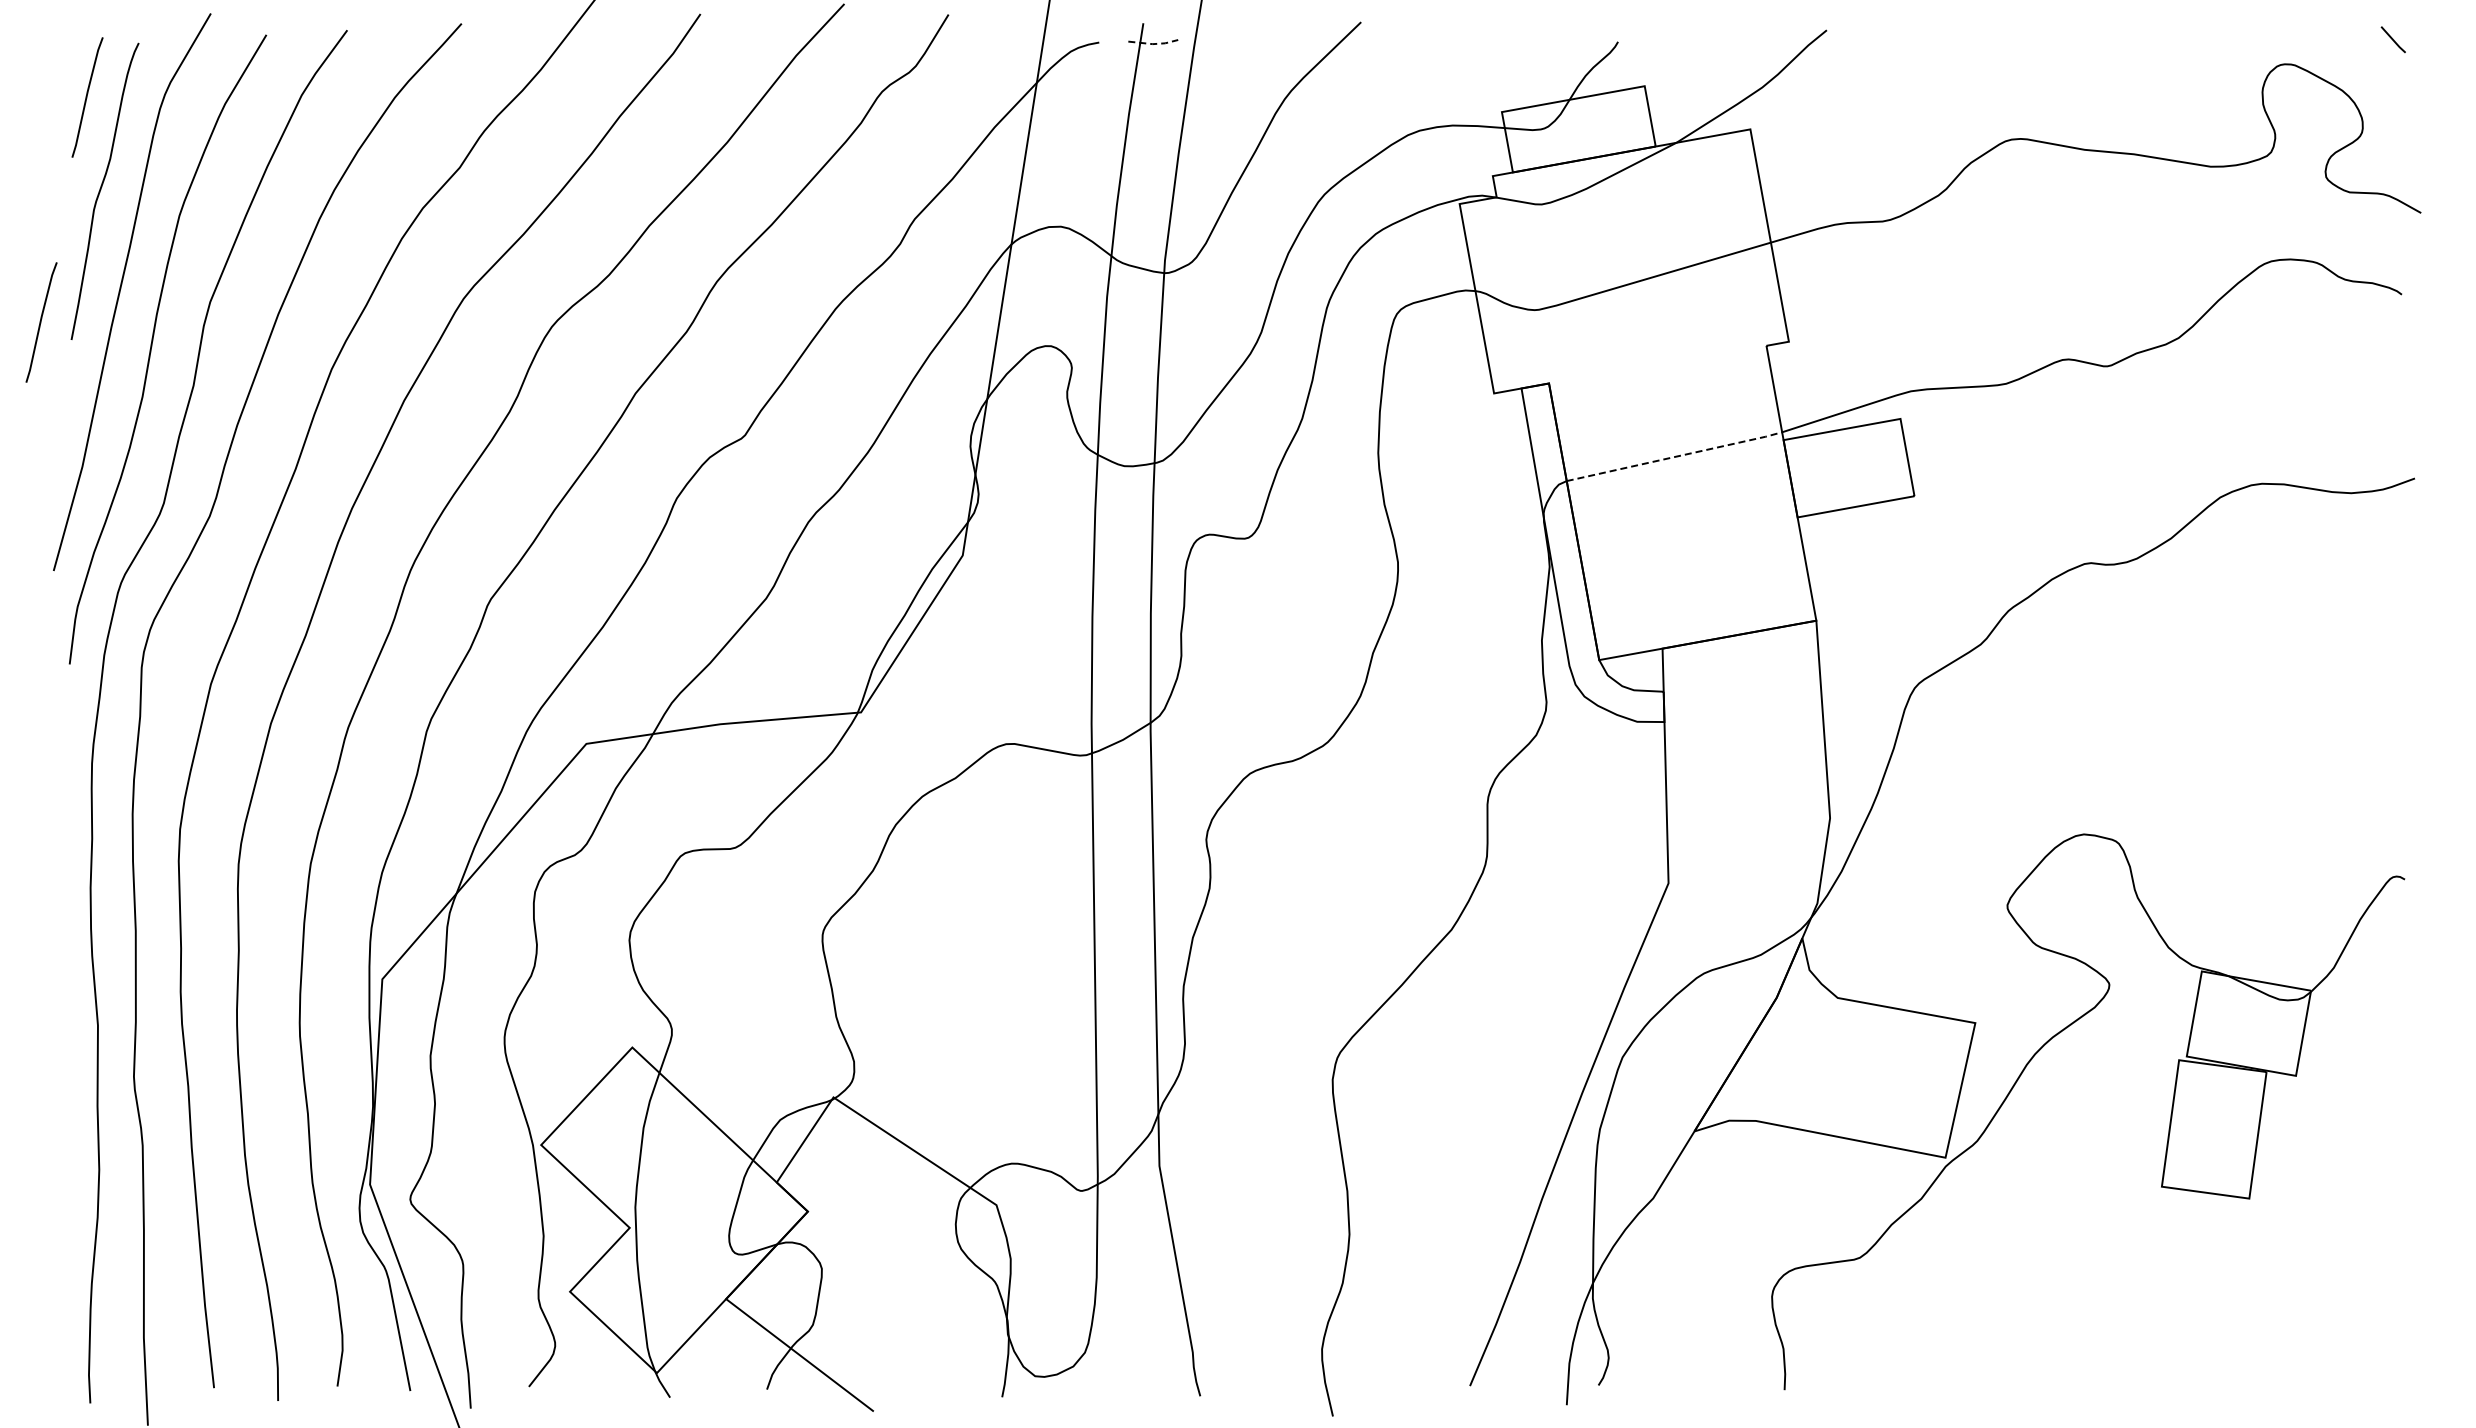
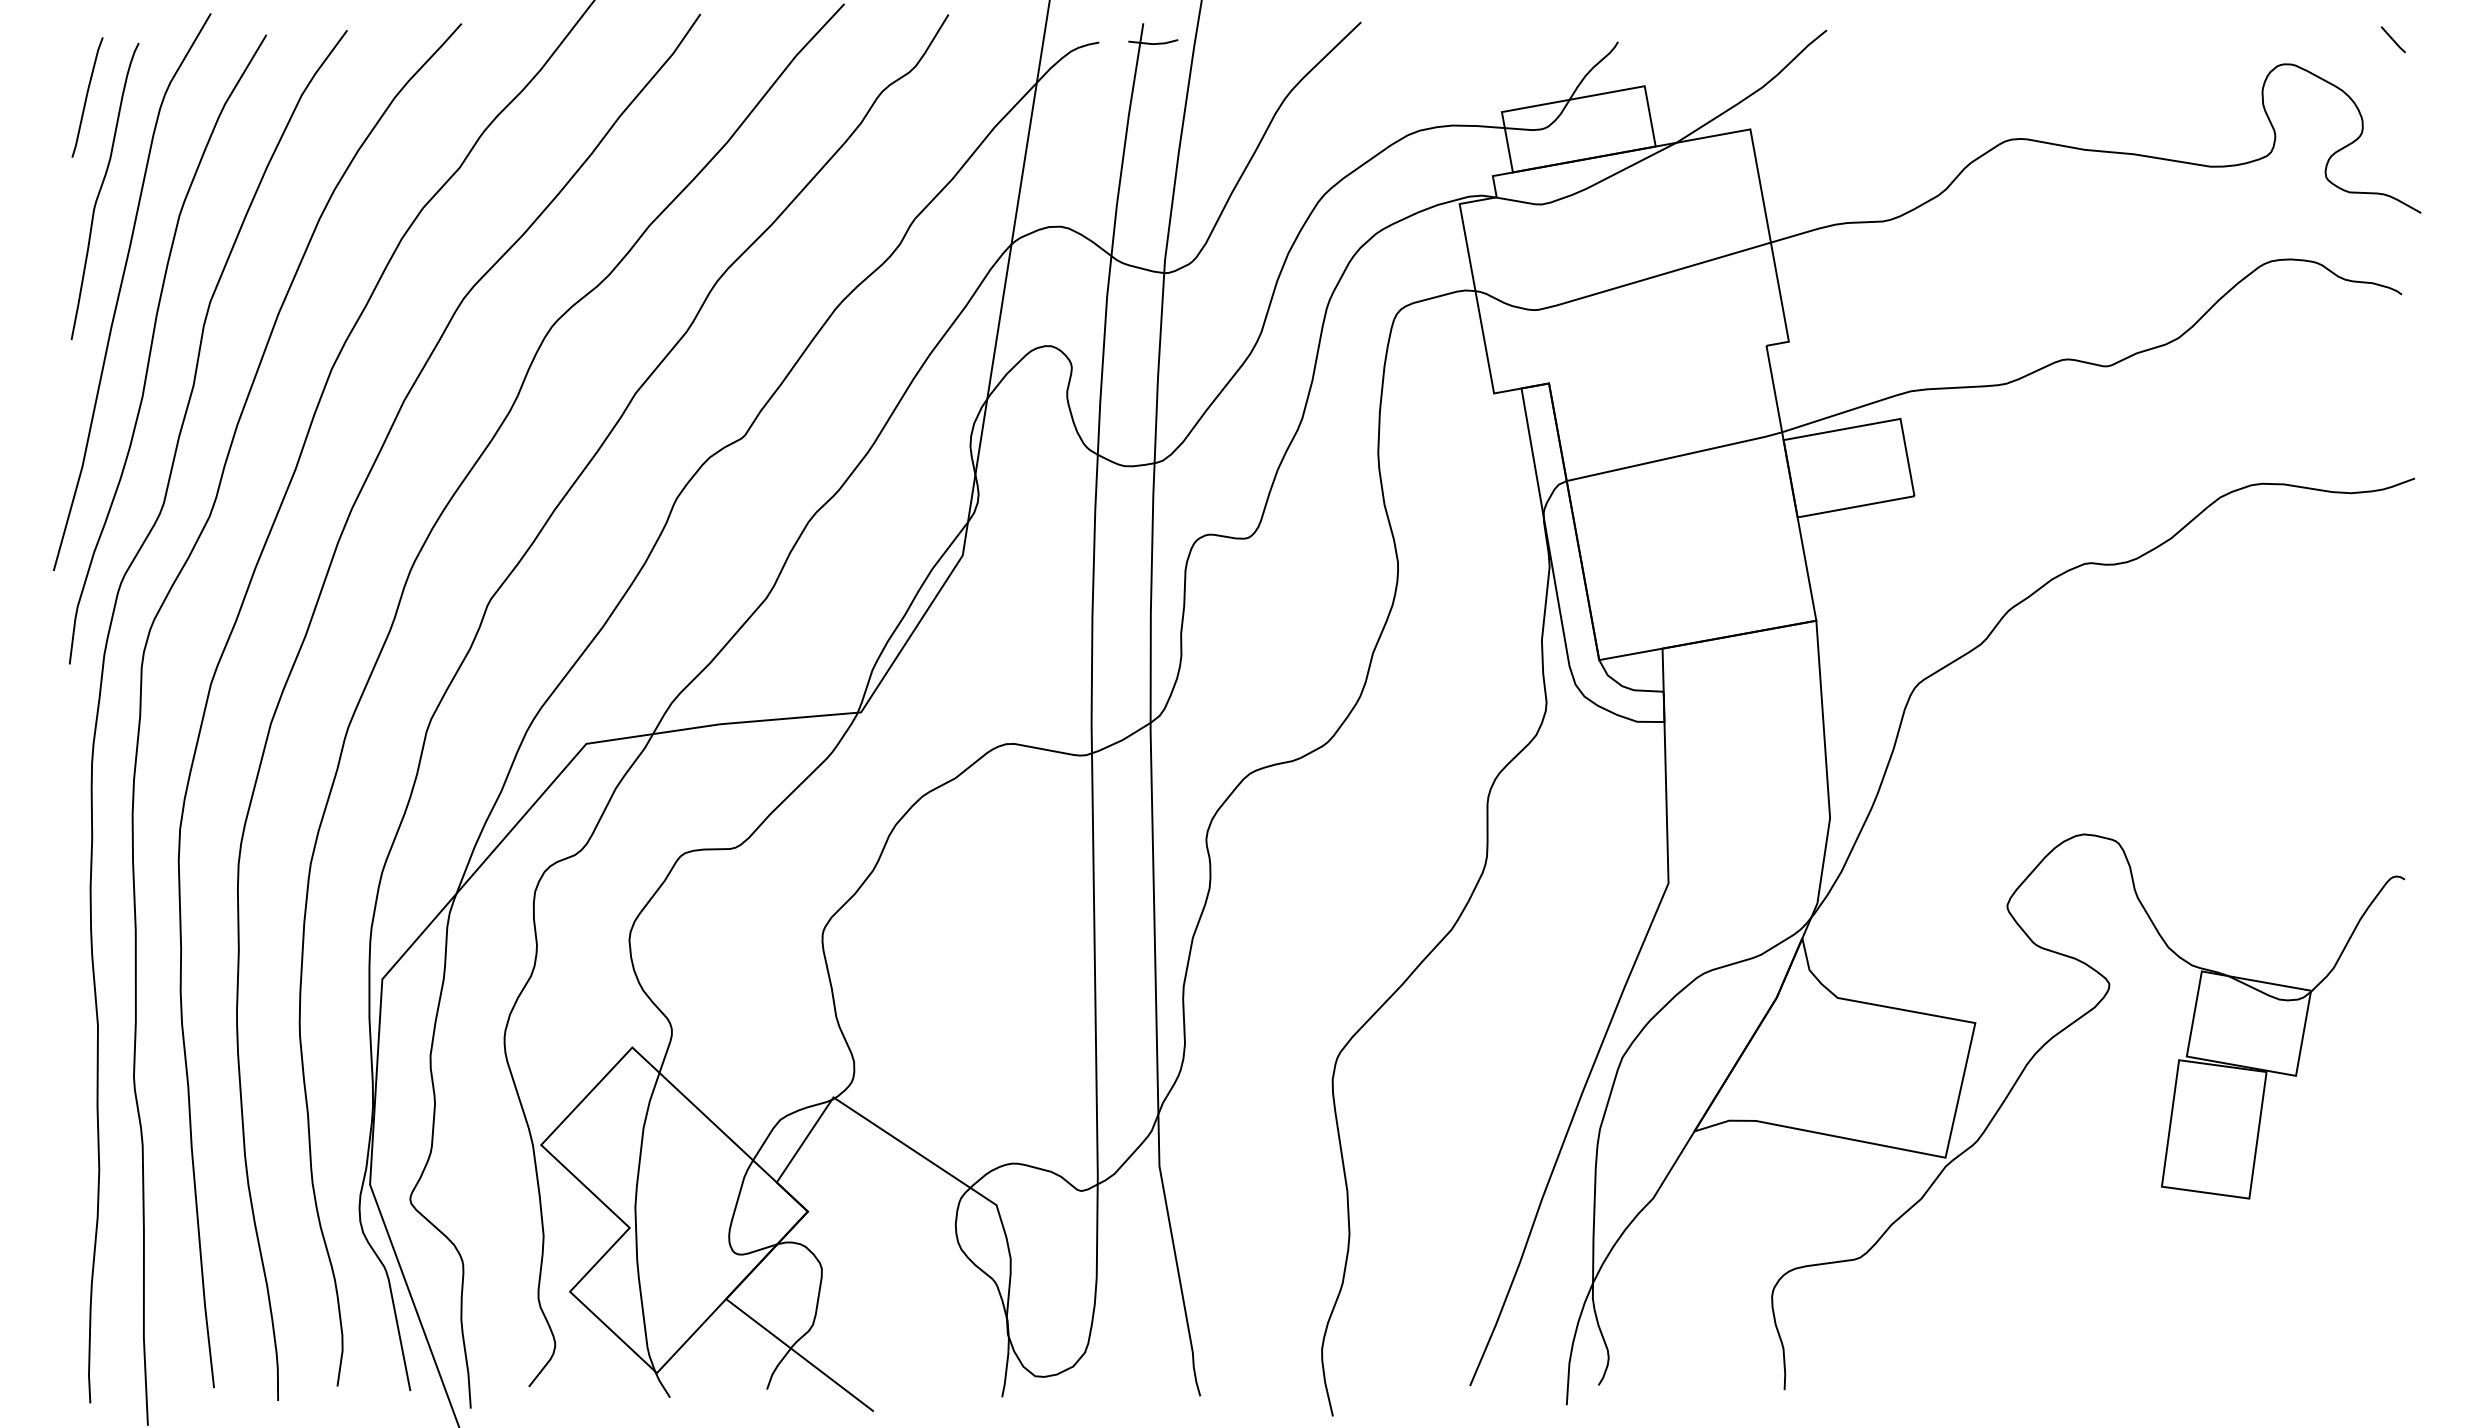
line: dashed -> solid (1153, 44)
line: present -> none (41, 322)
line: dashed -> solid (1675, 456)
